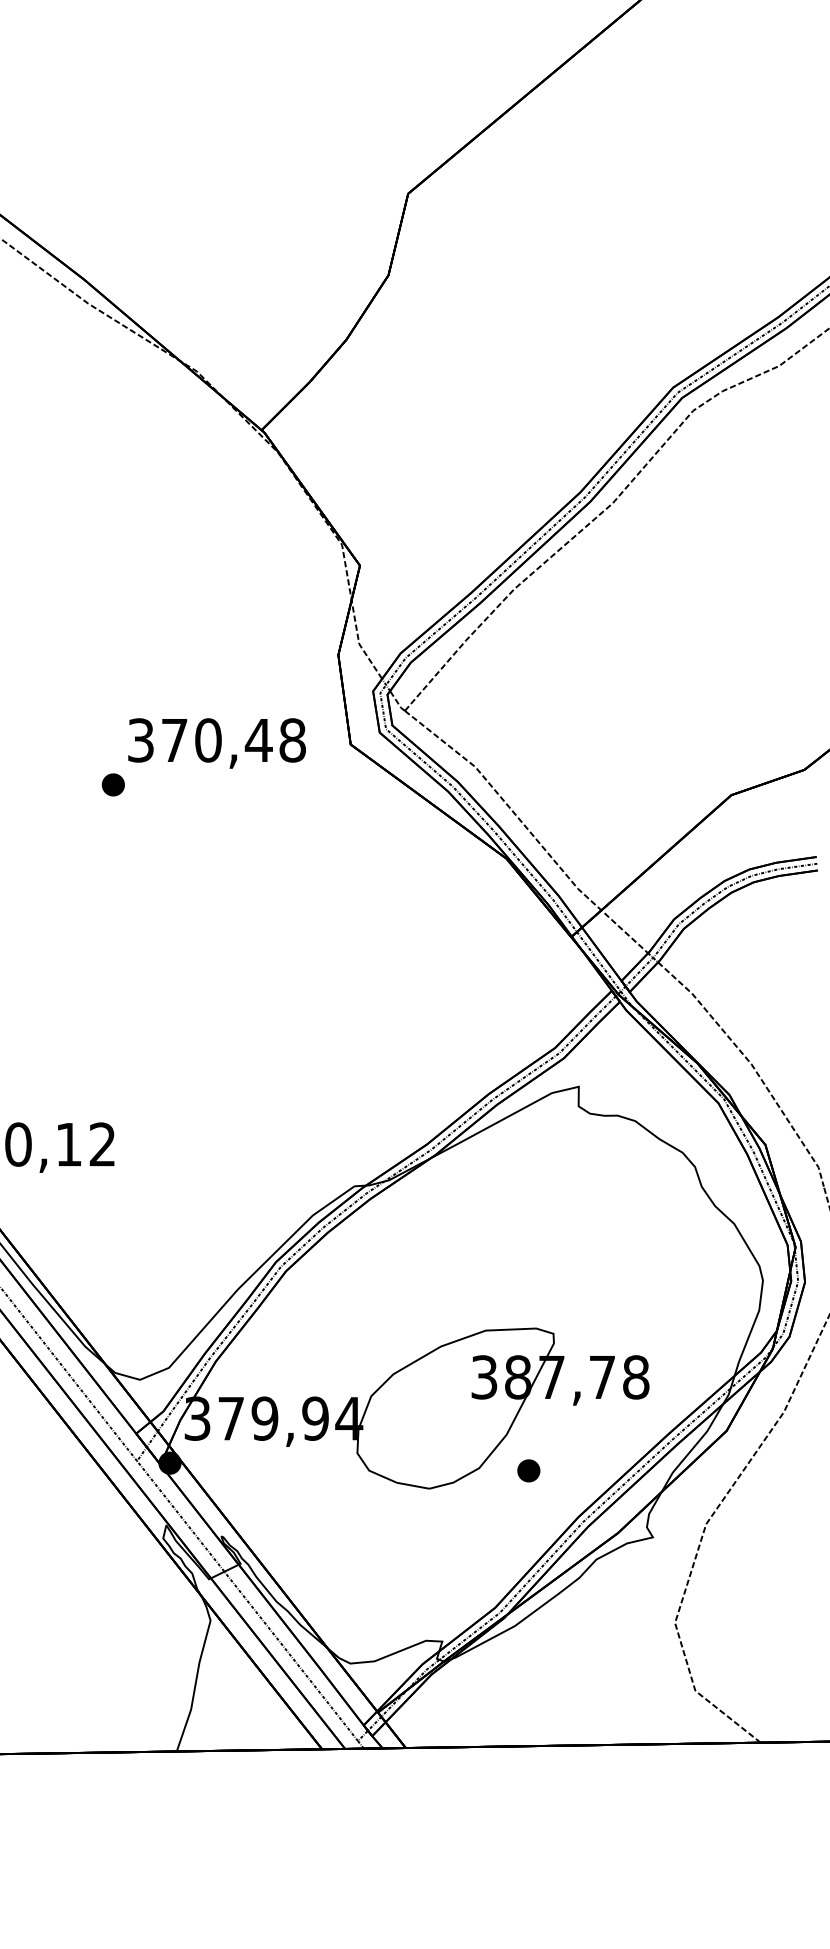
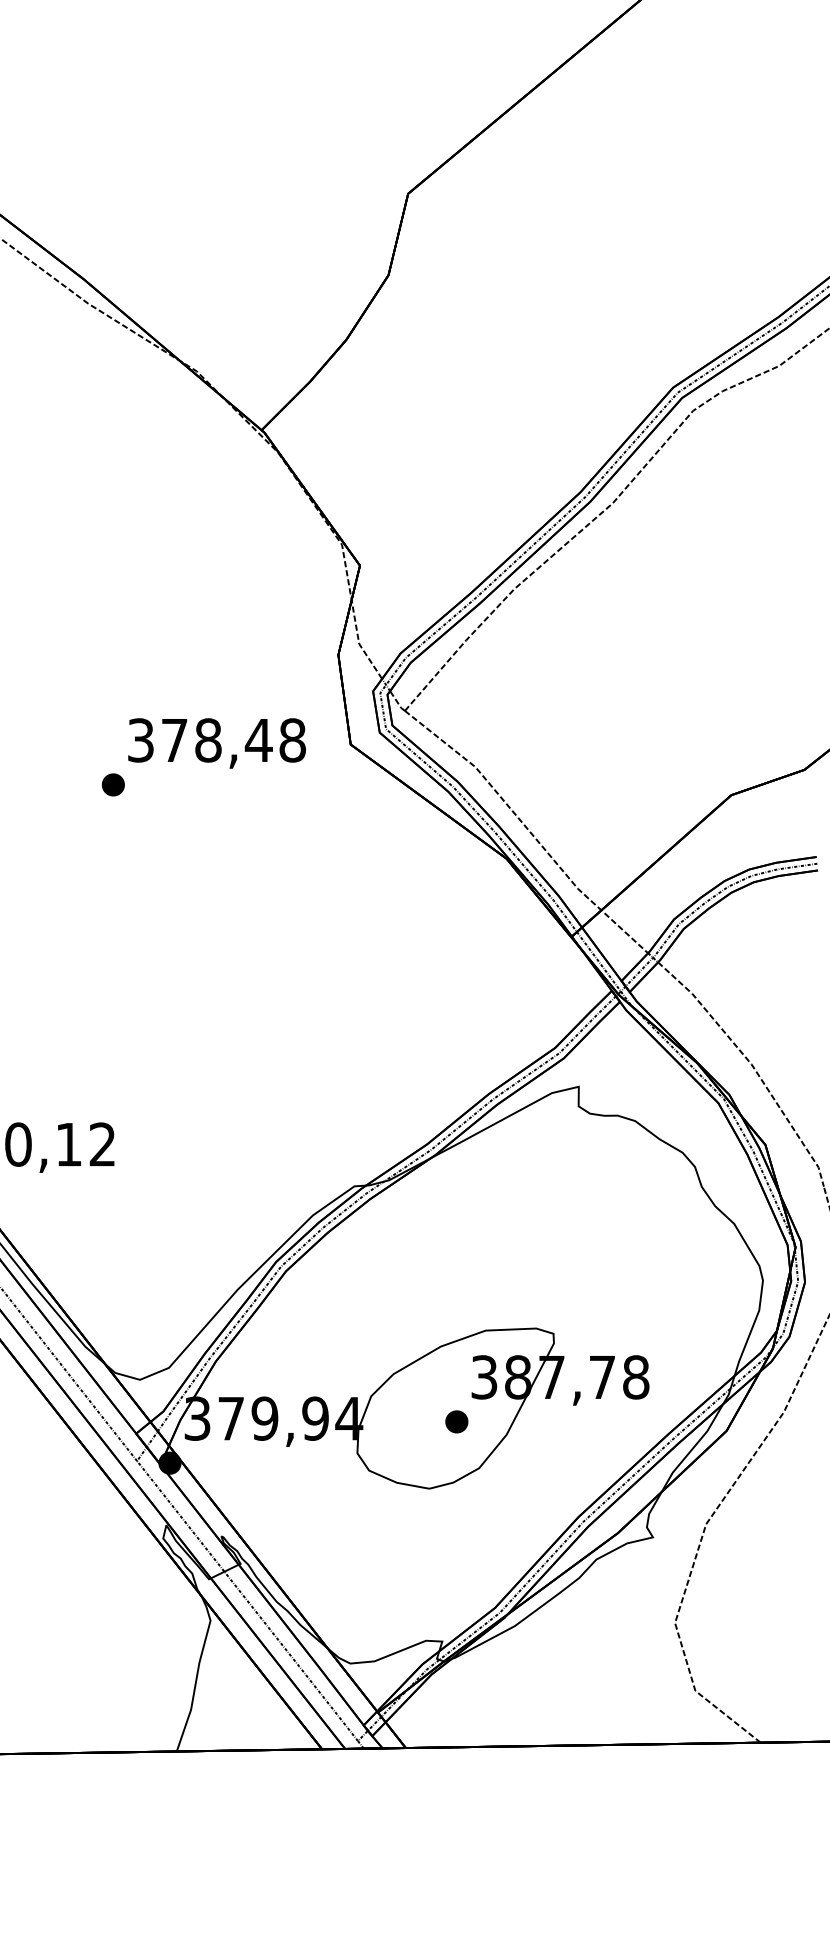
text: 370,48 -> 378,48 (208, 740)
part position: (528, 1470) -> (456, 1421) (456, 1421)
